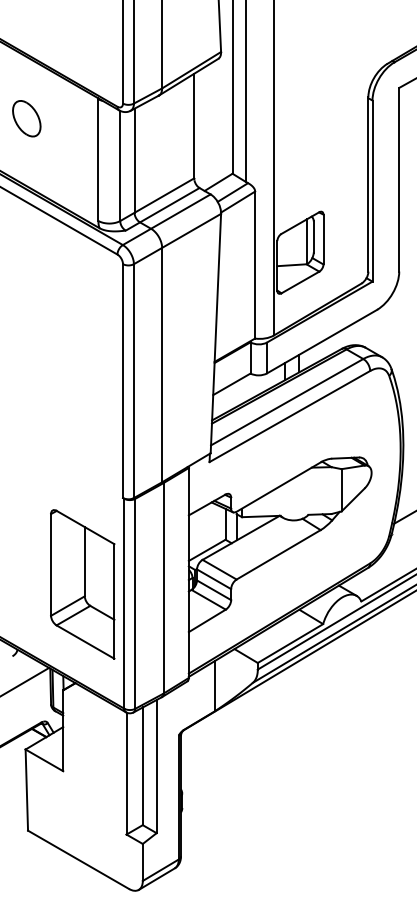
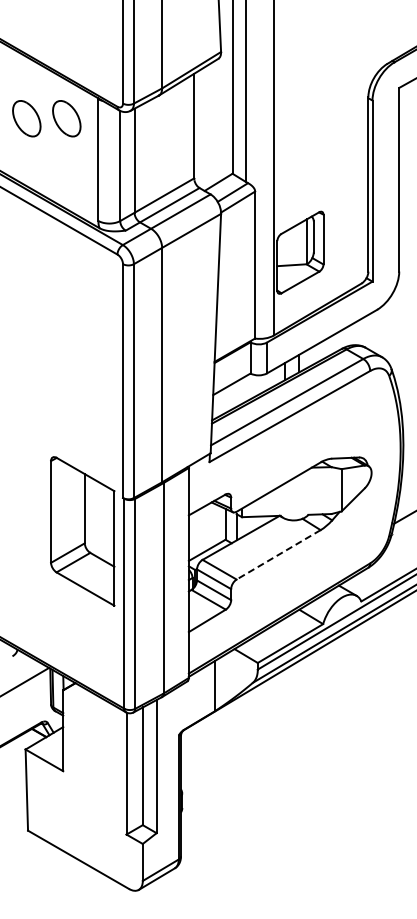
part: none -> present (66, 118)
line: solid -> dashed (278, 554)
part position: (82, 584) -> (82, 531) (82, 531)
